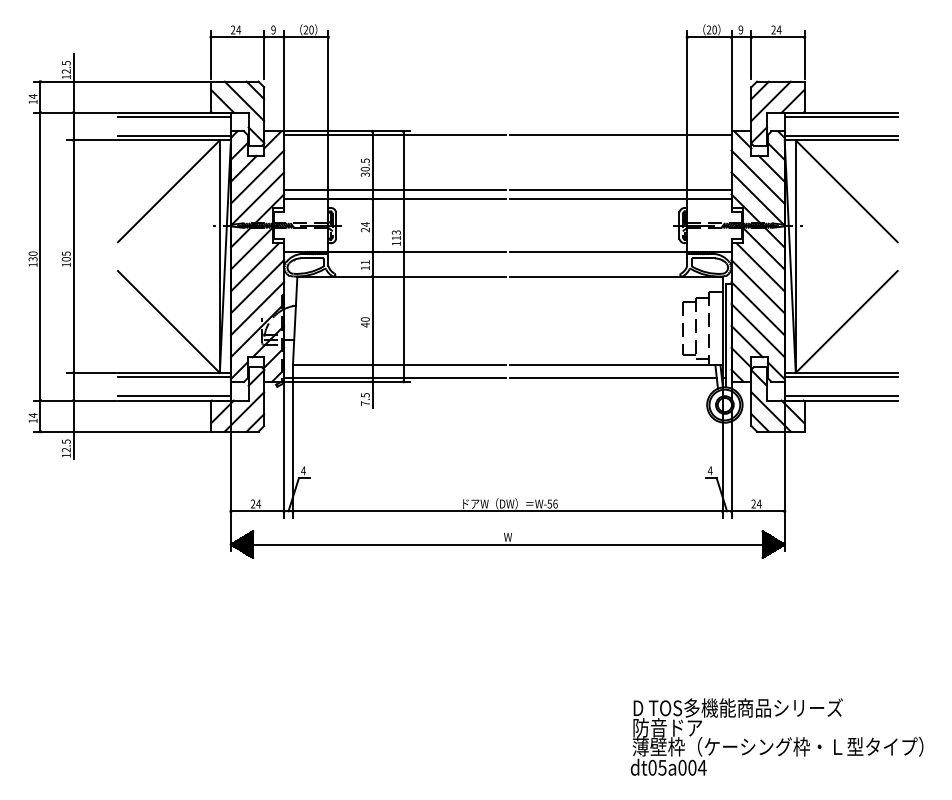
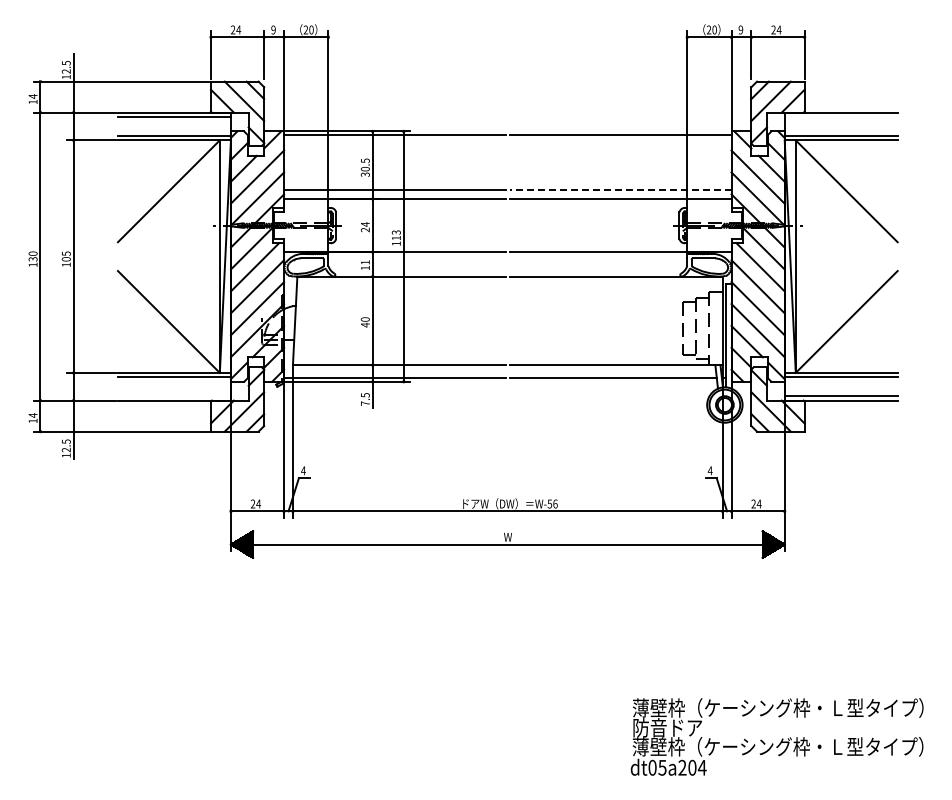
line: present -> none (840, 117)
line: solid -> dashed (620, 190)
line: present -> none (173, 396)
text: D TOS多機能商品シリーズ -> 薄壁枠（ケーシング枠・Ｌ型タイプ） (777, 707)
text: dt05a004 -> dt05a204 (682, 767)
